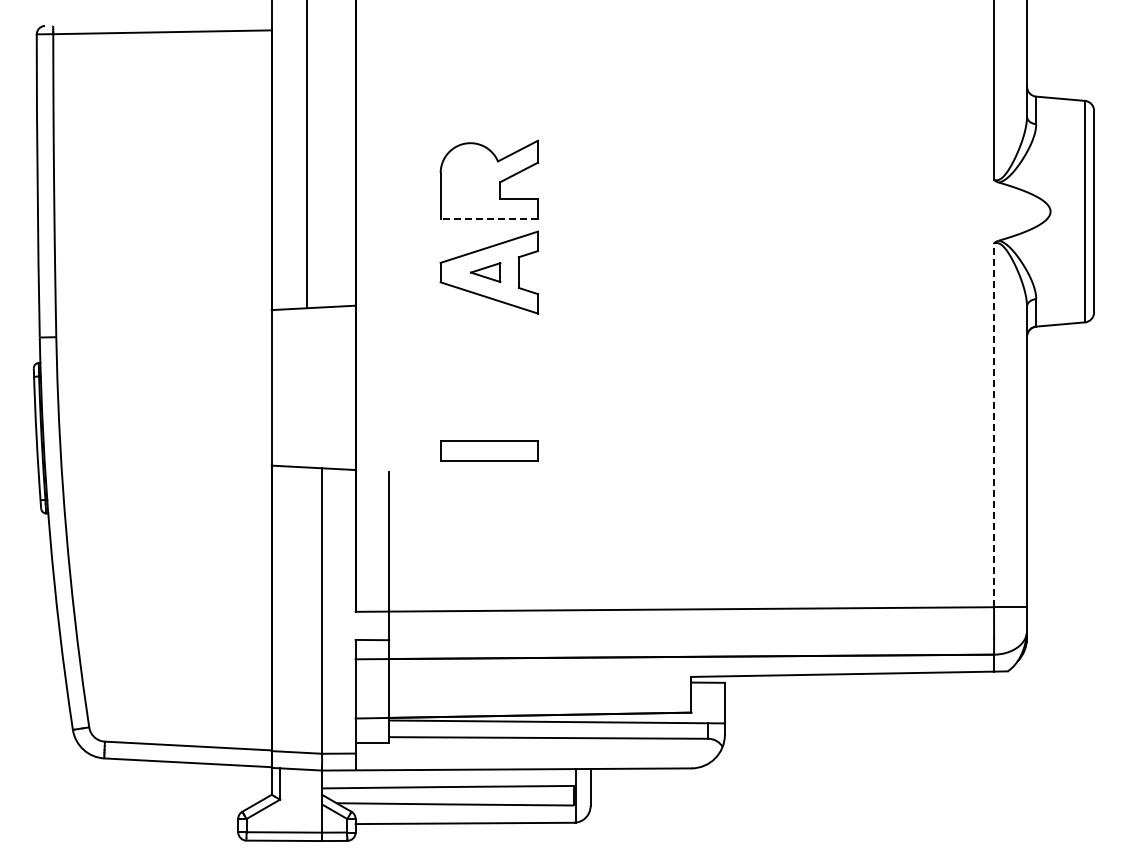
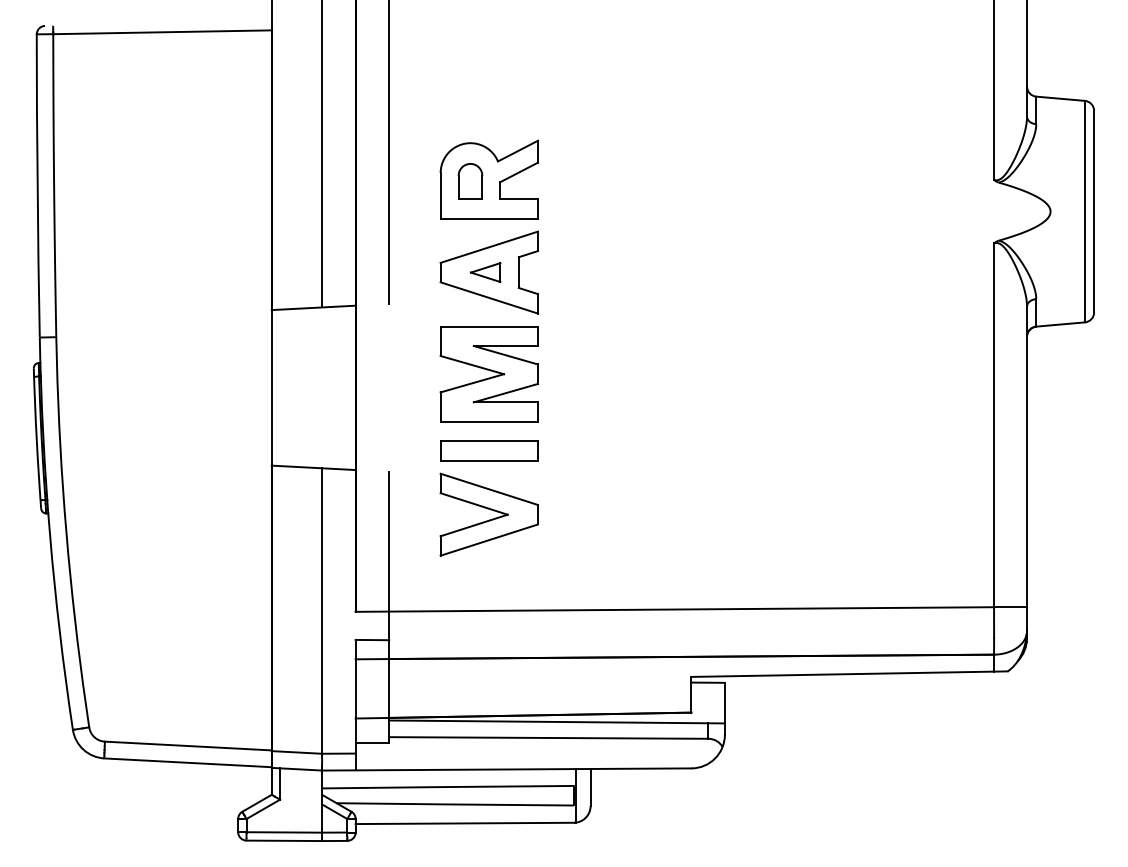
line: none -> present (389, 152)
line position: (307, 154) -> (322, 154) (322, 154)
part: none -> present (470, 181)
line: dashed -> solid (489, 218)
part: none -> present (488, 374)
line: dashed -> solid (994, 425)
part: none -> present (488, 514)
